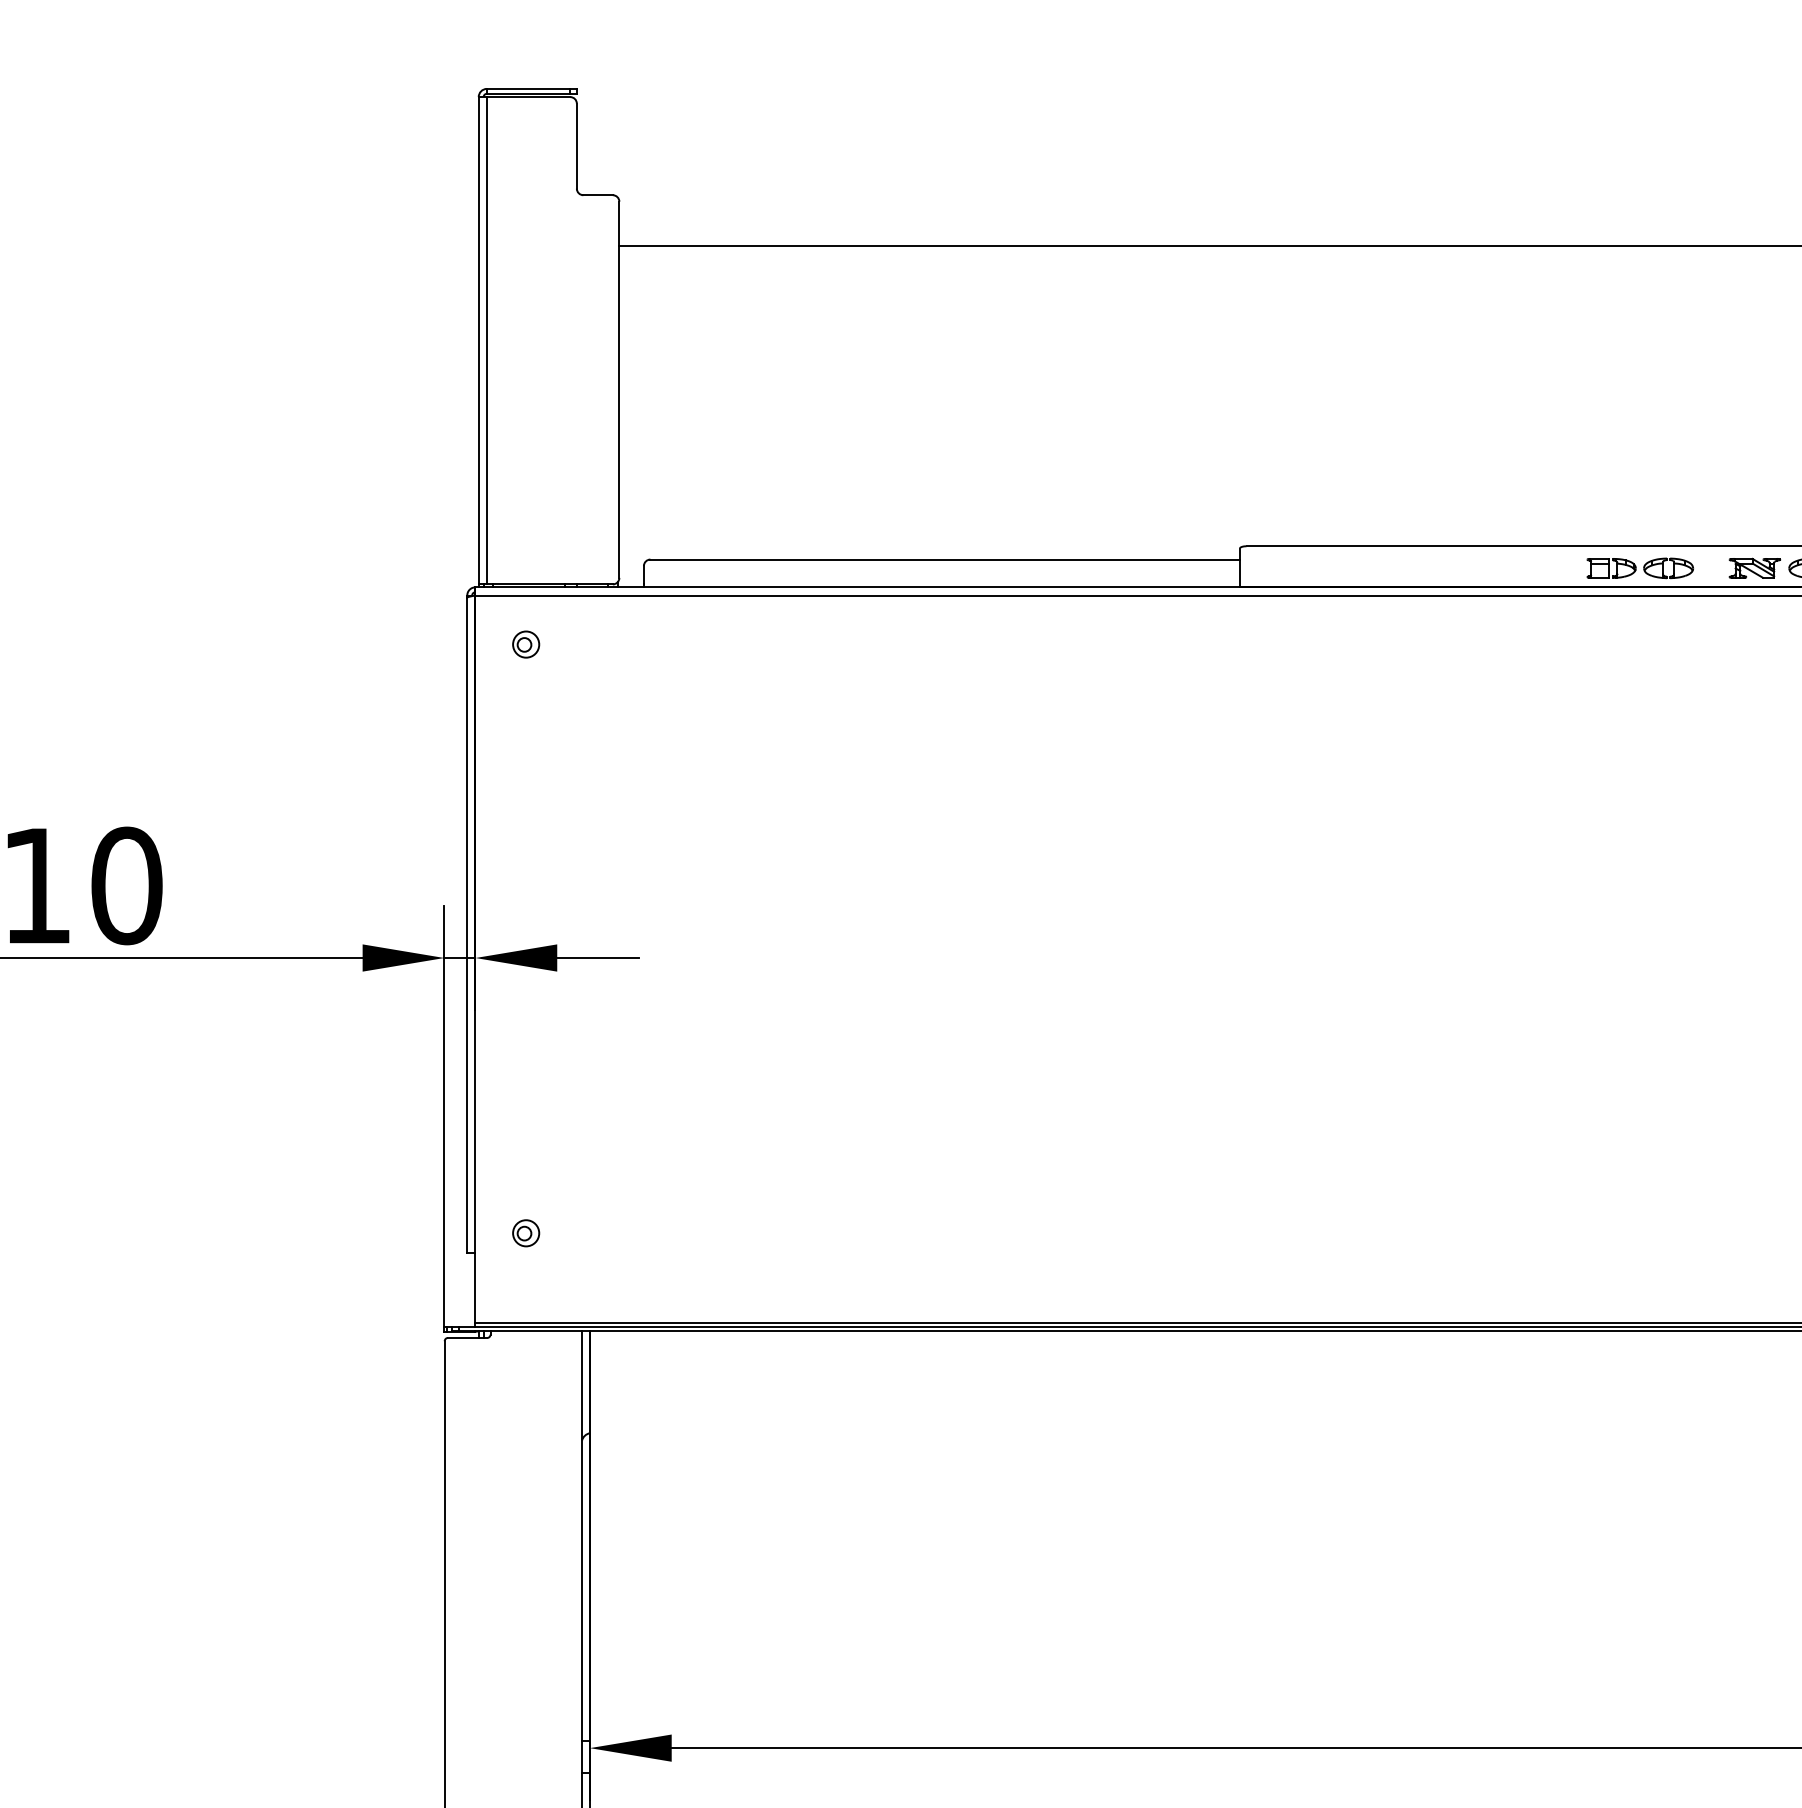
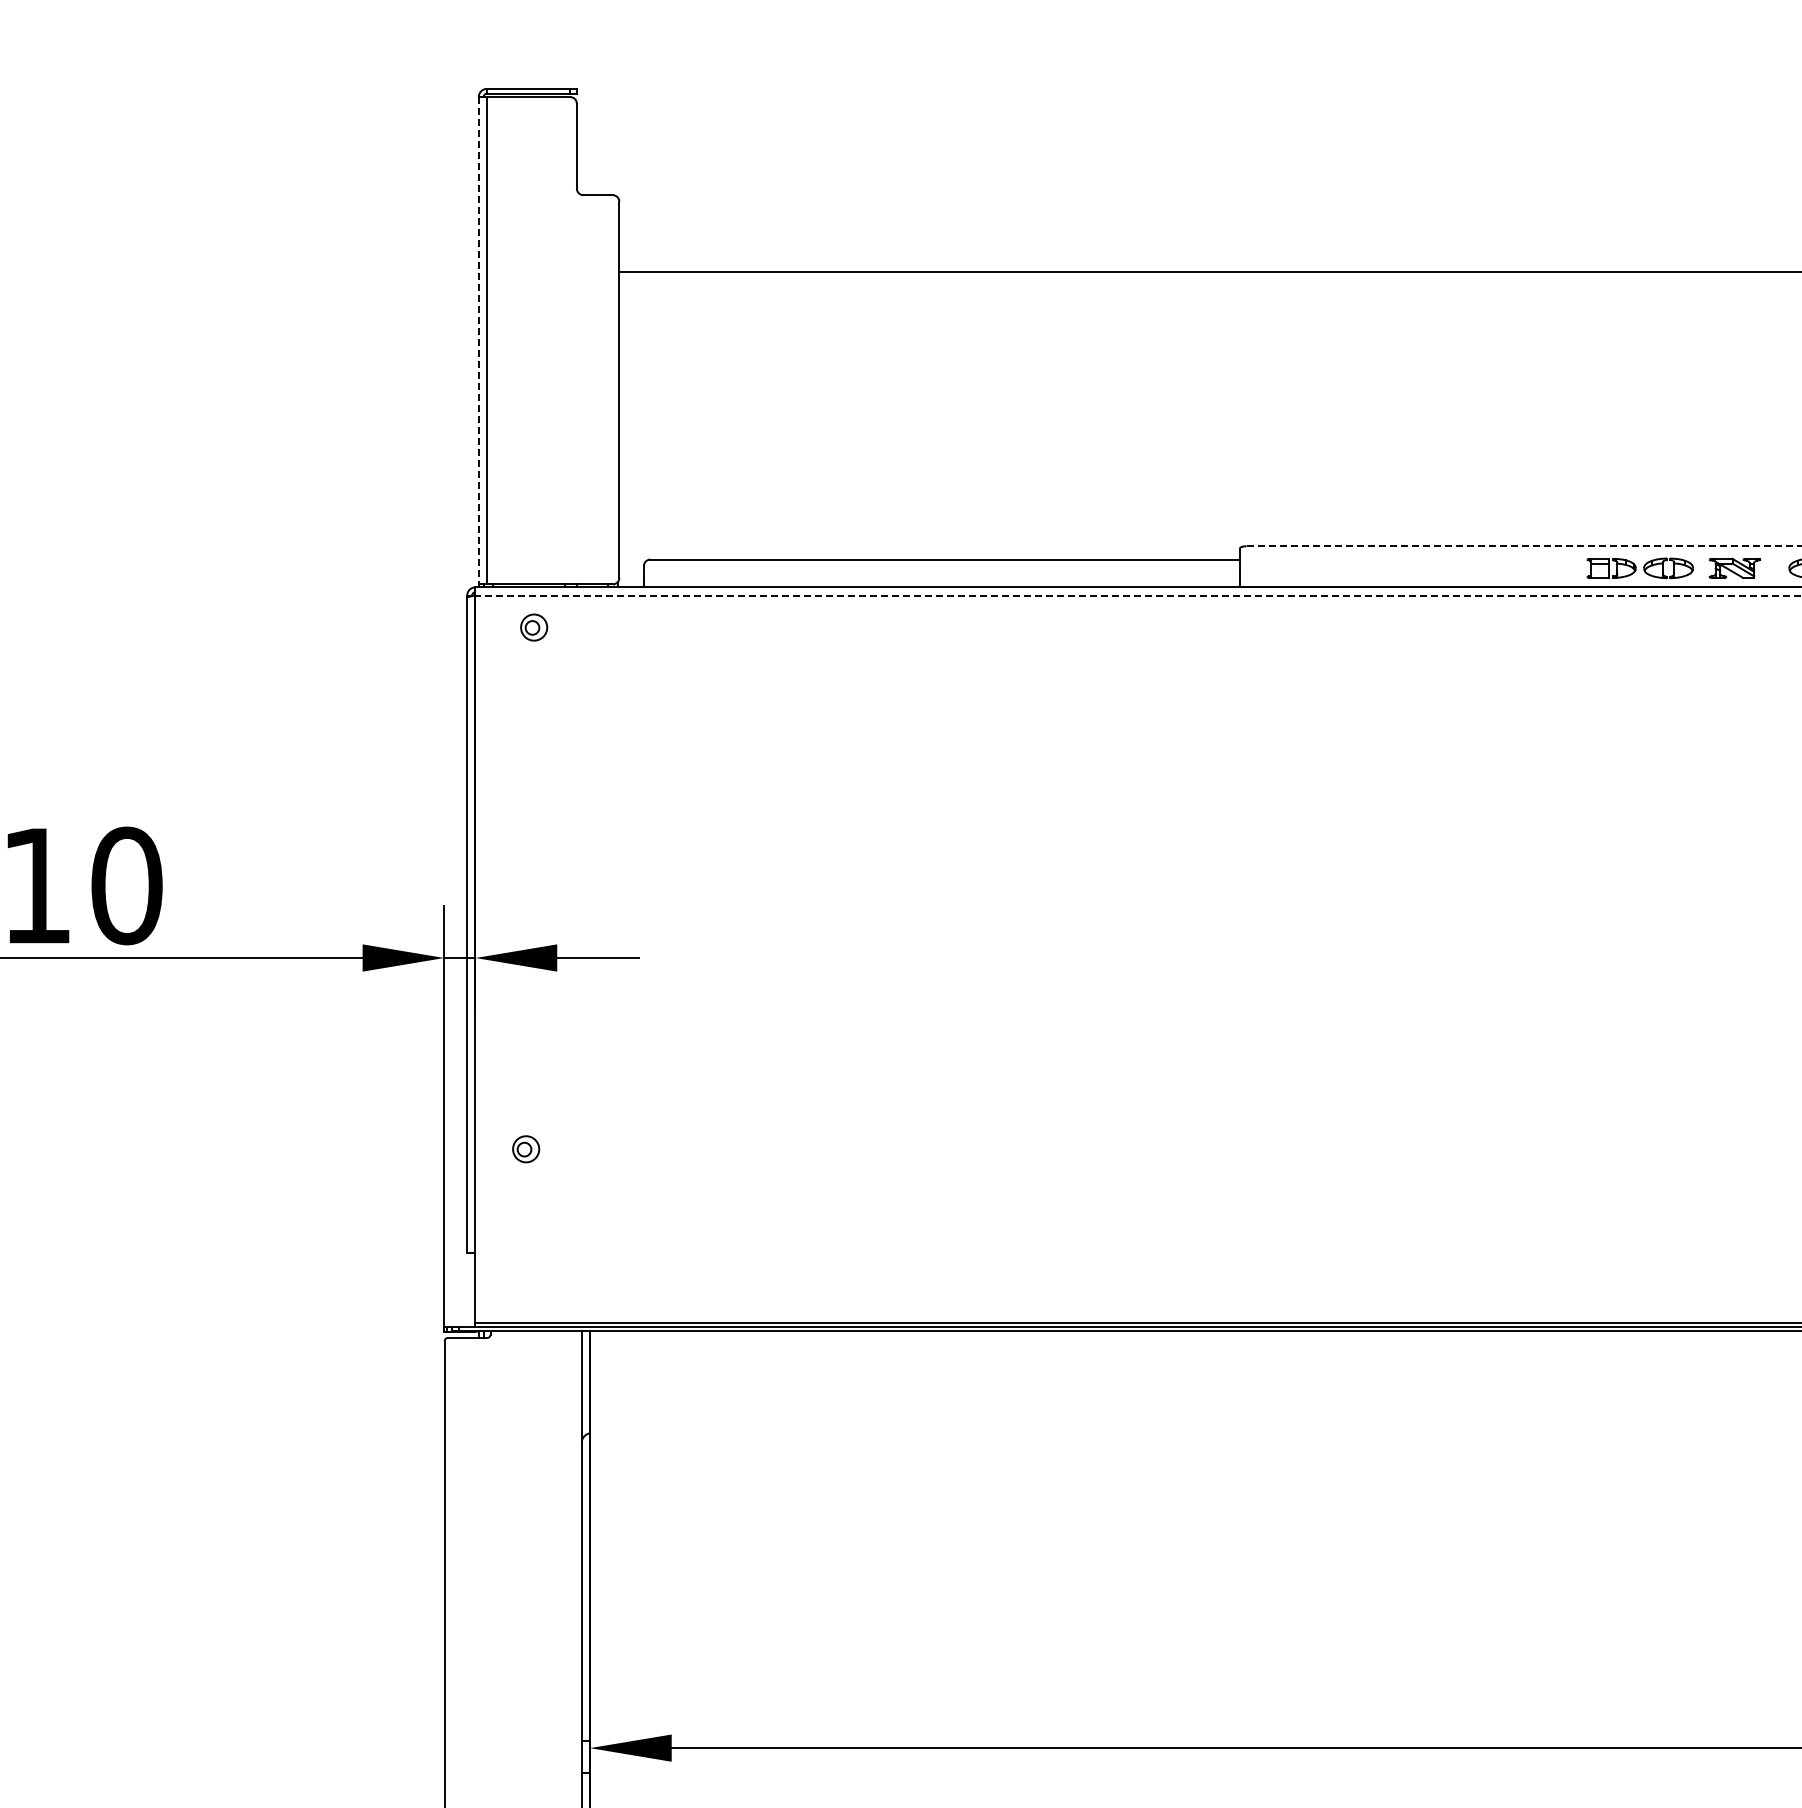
line position: (1208, 245) -> (1208, 271) (1208, 271)
line: solid -> dashed (478, 340)
line: solid -> dashed (1524, 546)
part position: (1754, 567) -> (1734, 567) (1734, 567)
line: solid -> dashed (1138, 595)
part position: (526, 644) -> (534, 627) (534, 627)
part position: (526, 1233) -> (526, 1149) (526, 1149)
